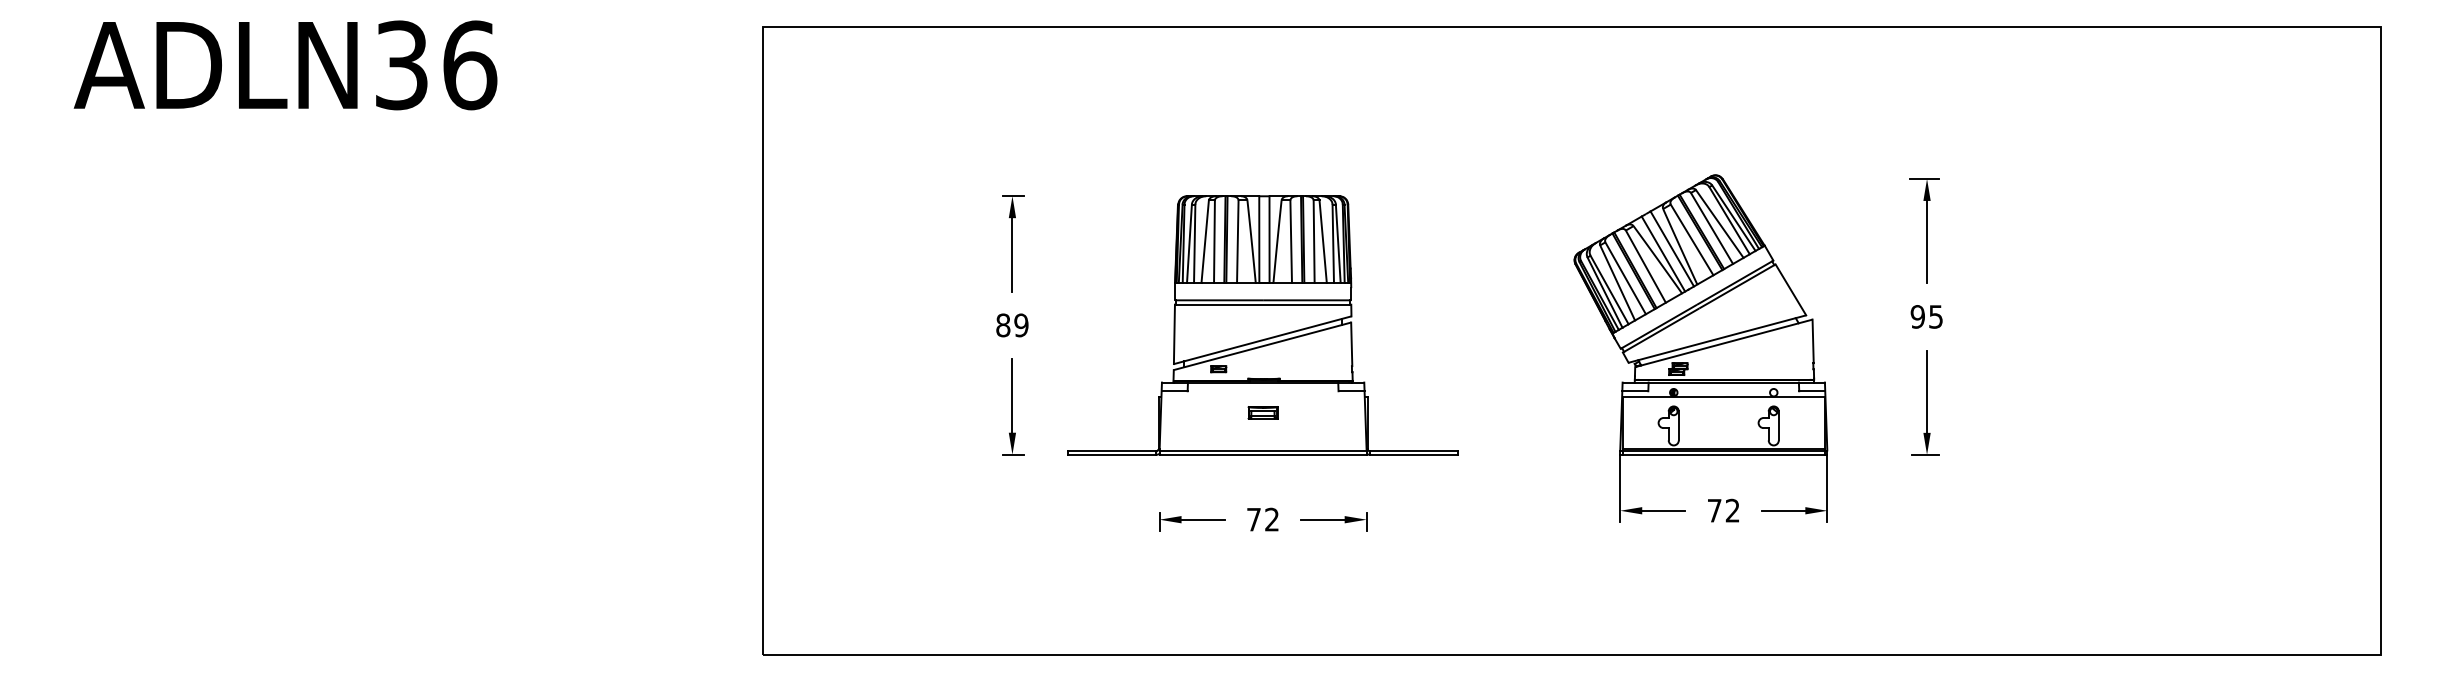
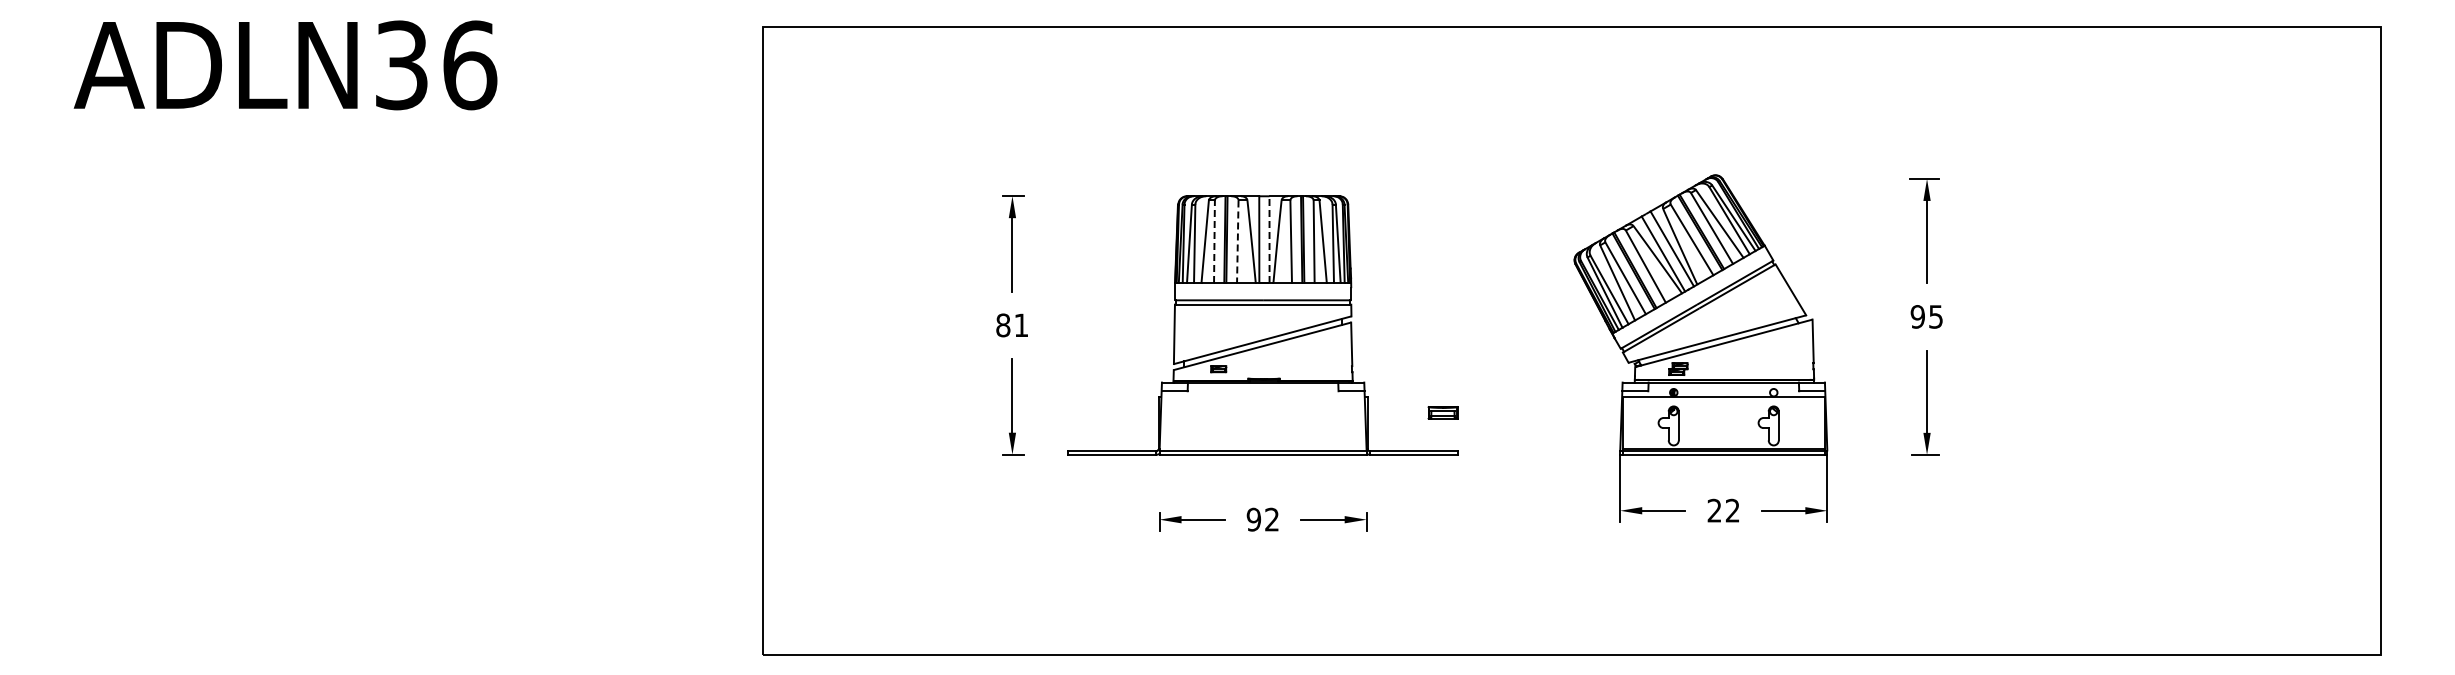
line: solid -> dashed (1269, 239)
line: solid -> dashed (1214, 241)
line: solid -> dashed (1237, 242)
text: 89 -> 81 (1021, 325)
part position: (1262, 412) -> (1442, 412) (1442, 412)
text: 72 -> 22 (1714, 510)
text: 72 -> 92 (1253, 519)
